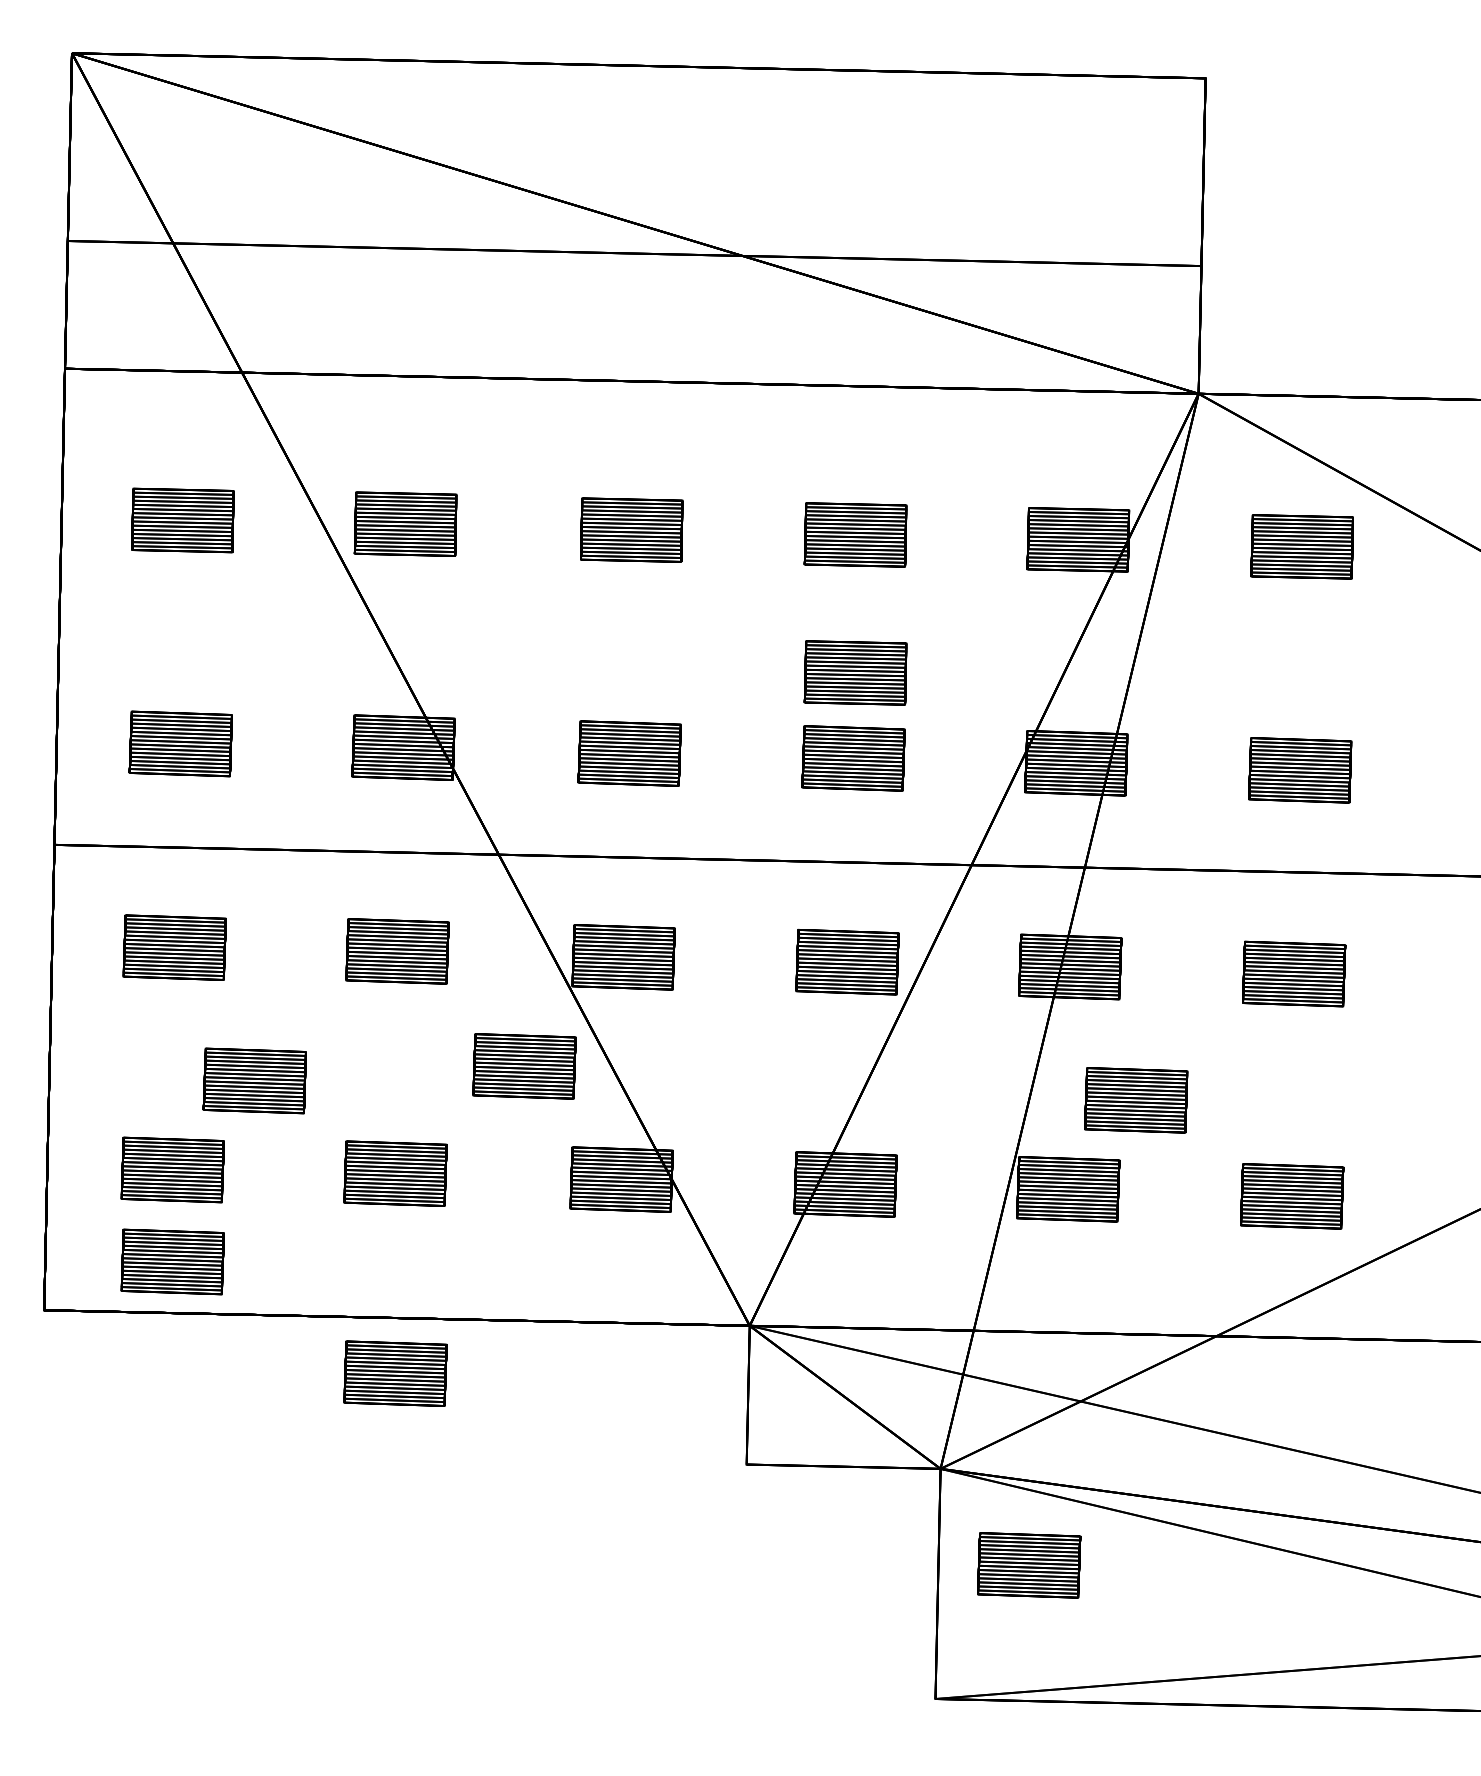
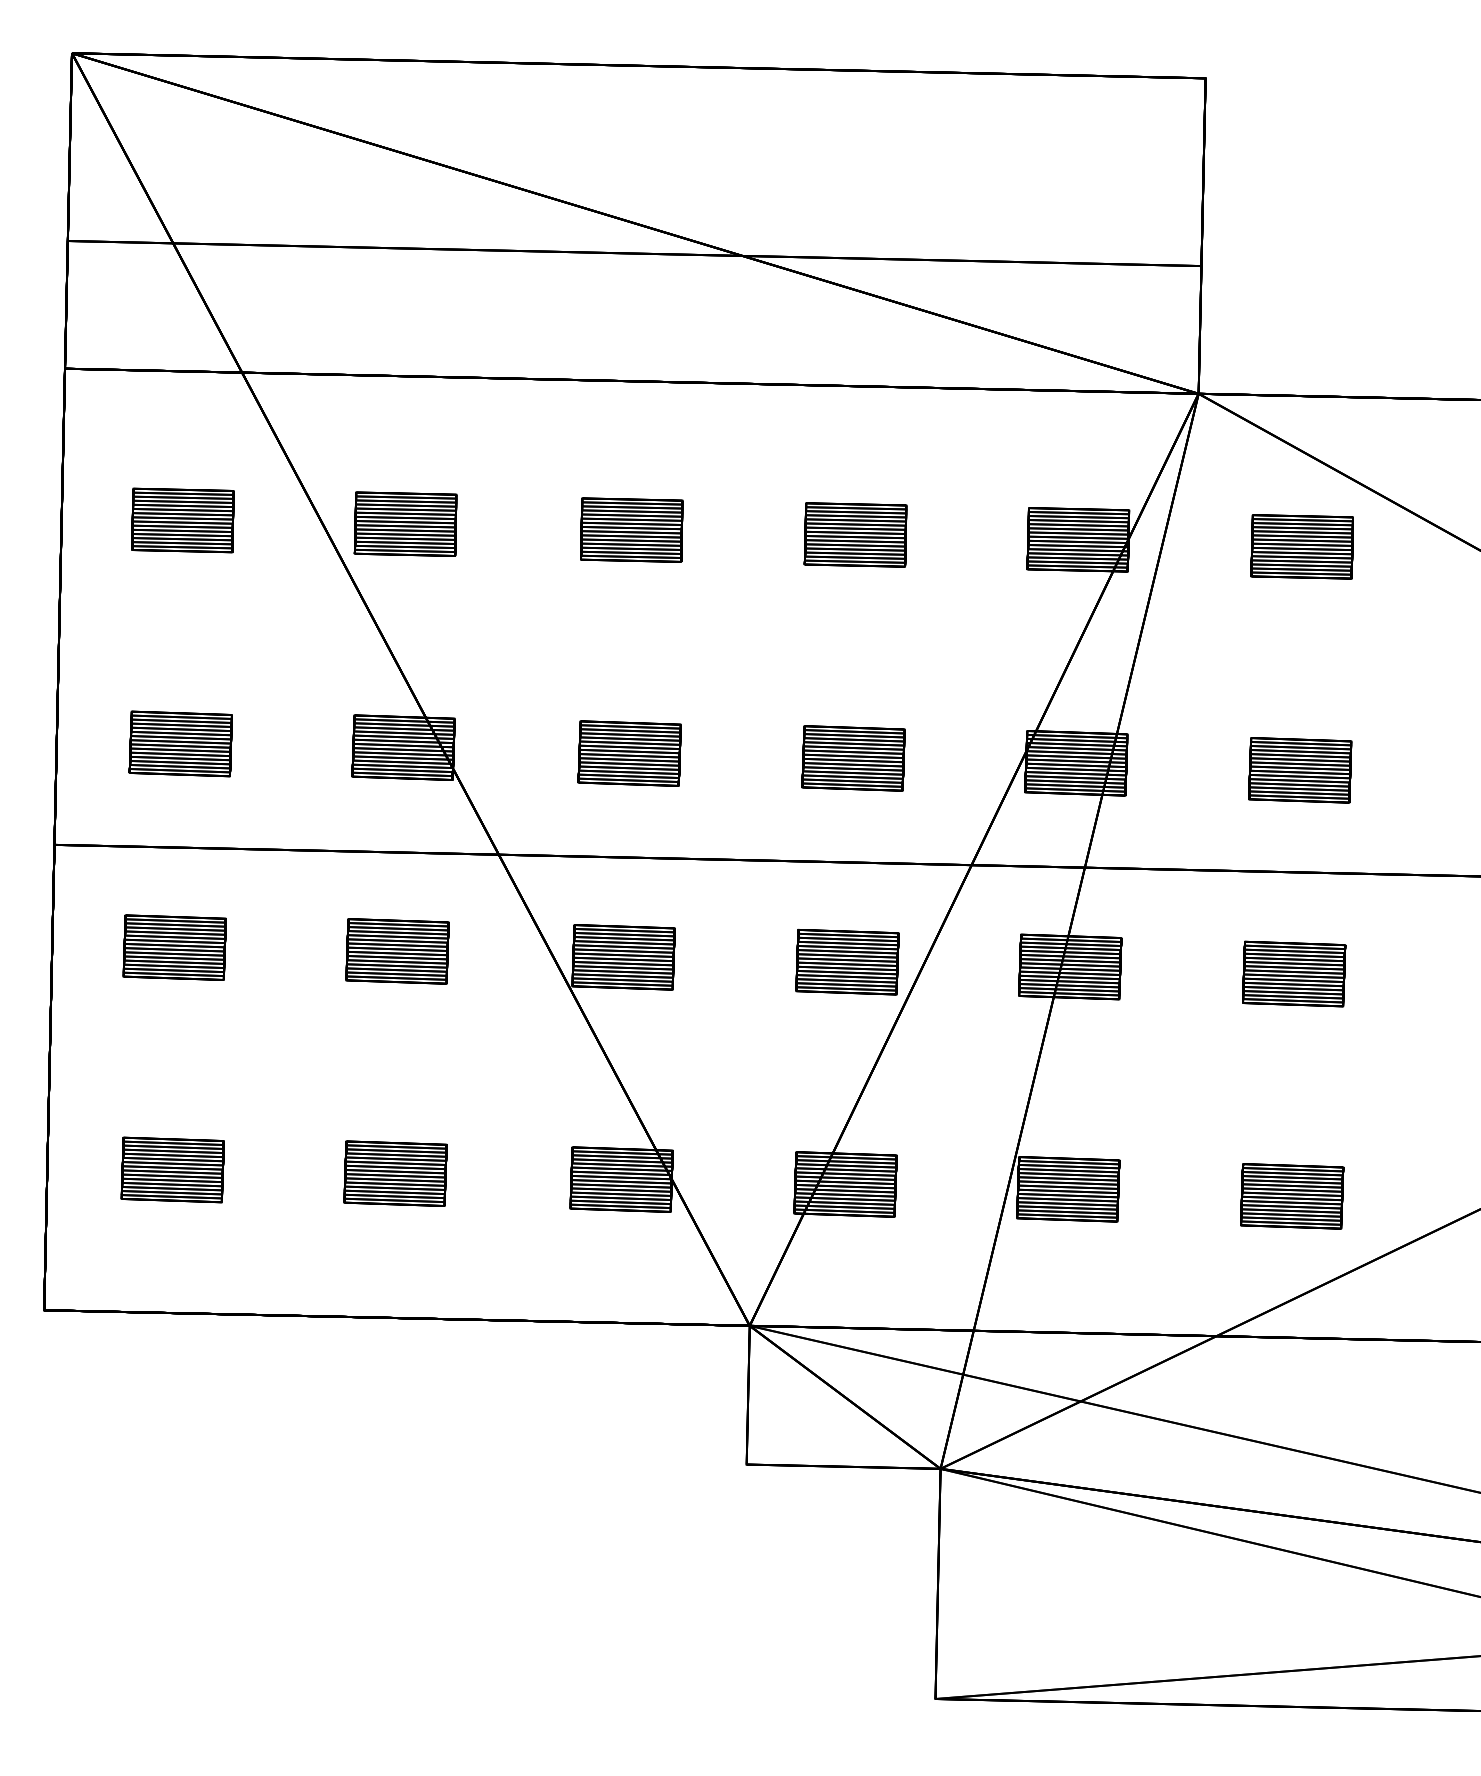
part: present -> none (855, 672)
part: present -> none (524, 1066)
part: present -> none (254, 1080)
part: present -> none (1136, 1100)
part: present -> none (172, 1261)
part: present -> none (395, 1373)
part: present -> none (1029, 1565)
